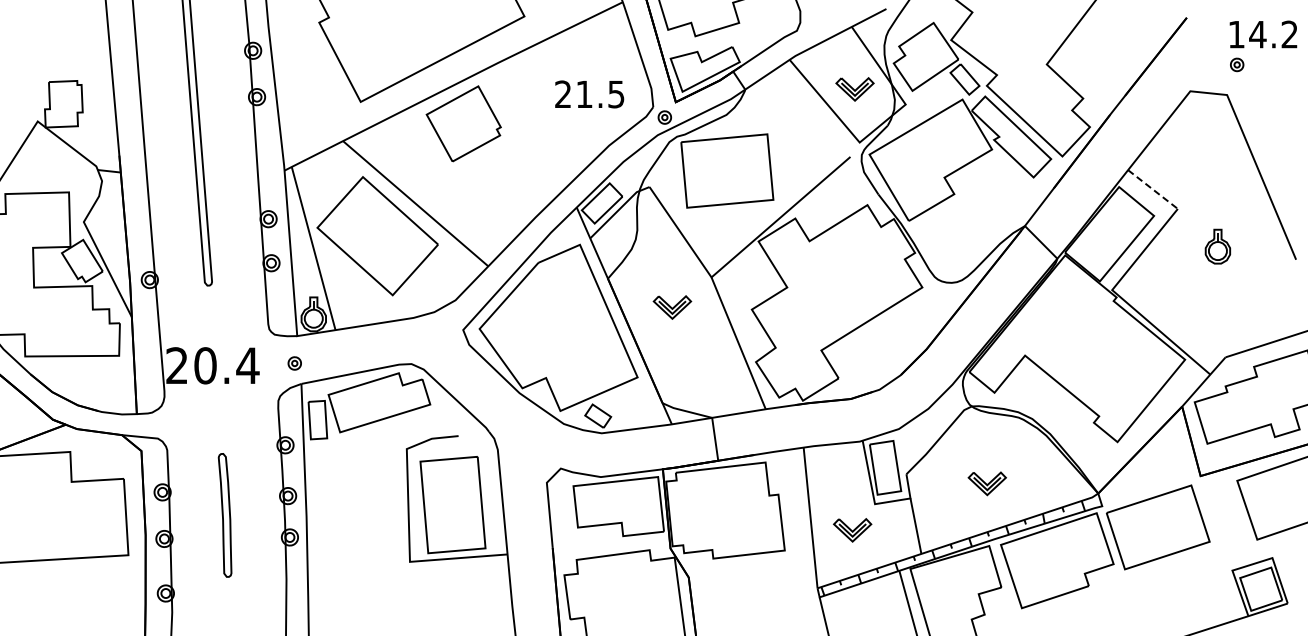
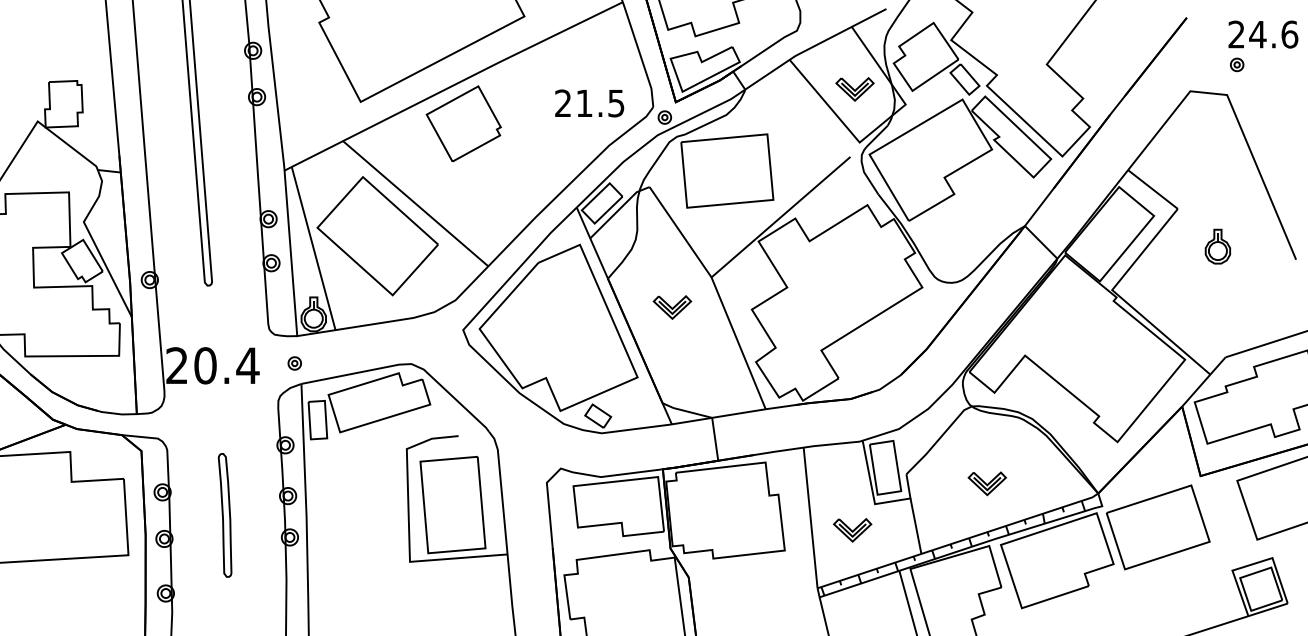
text: 14.2 -> 24.6 (1263, 34)
text position: (589, 94) -> (589, 103) (589, 103)
line: dashed -> solid (1152, 189)
